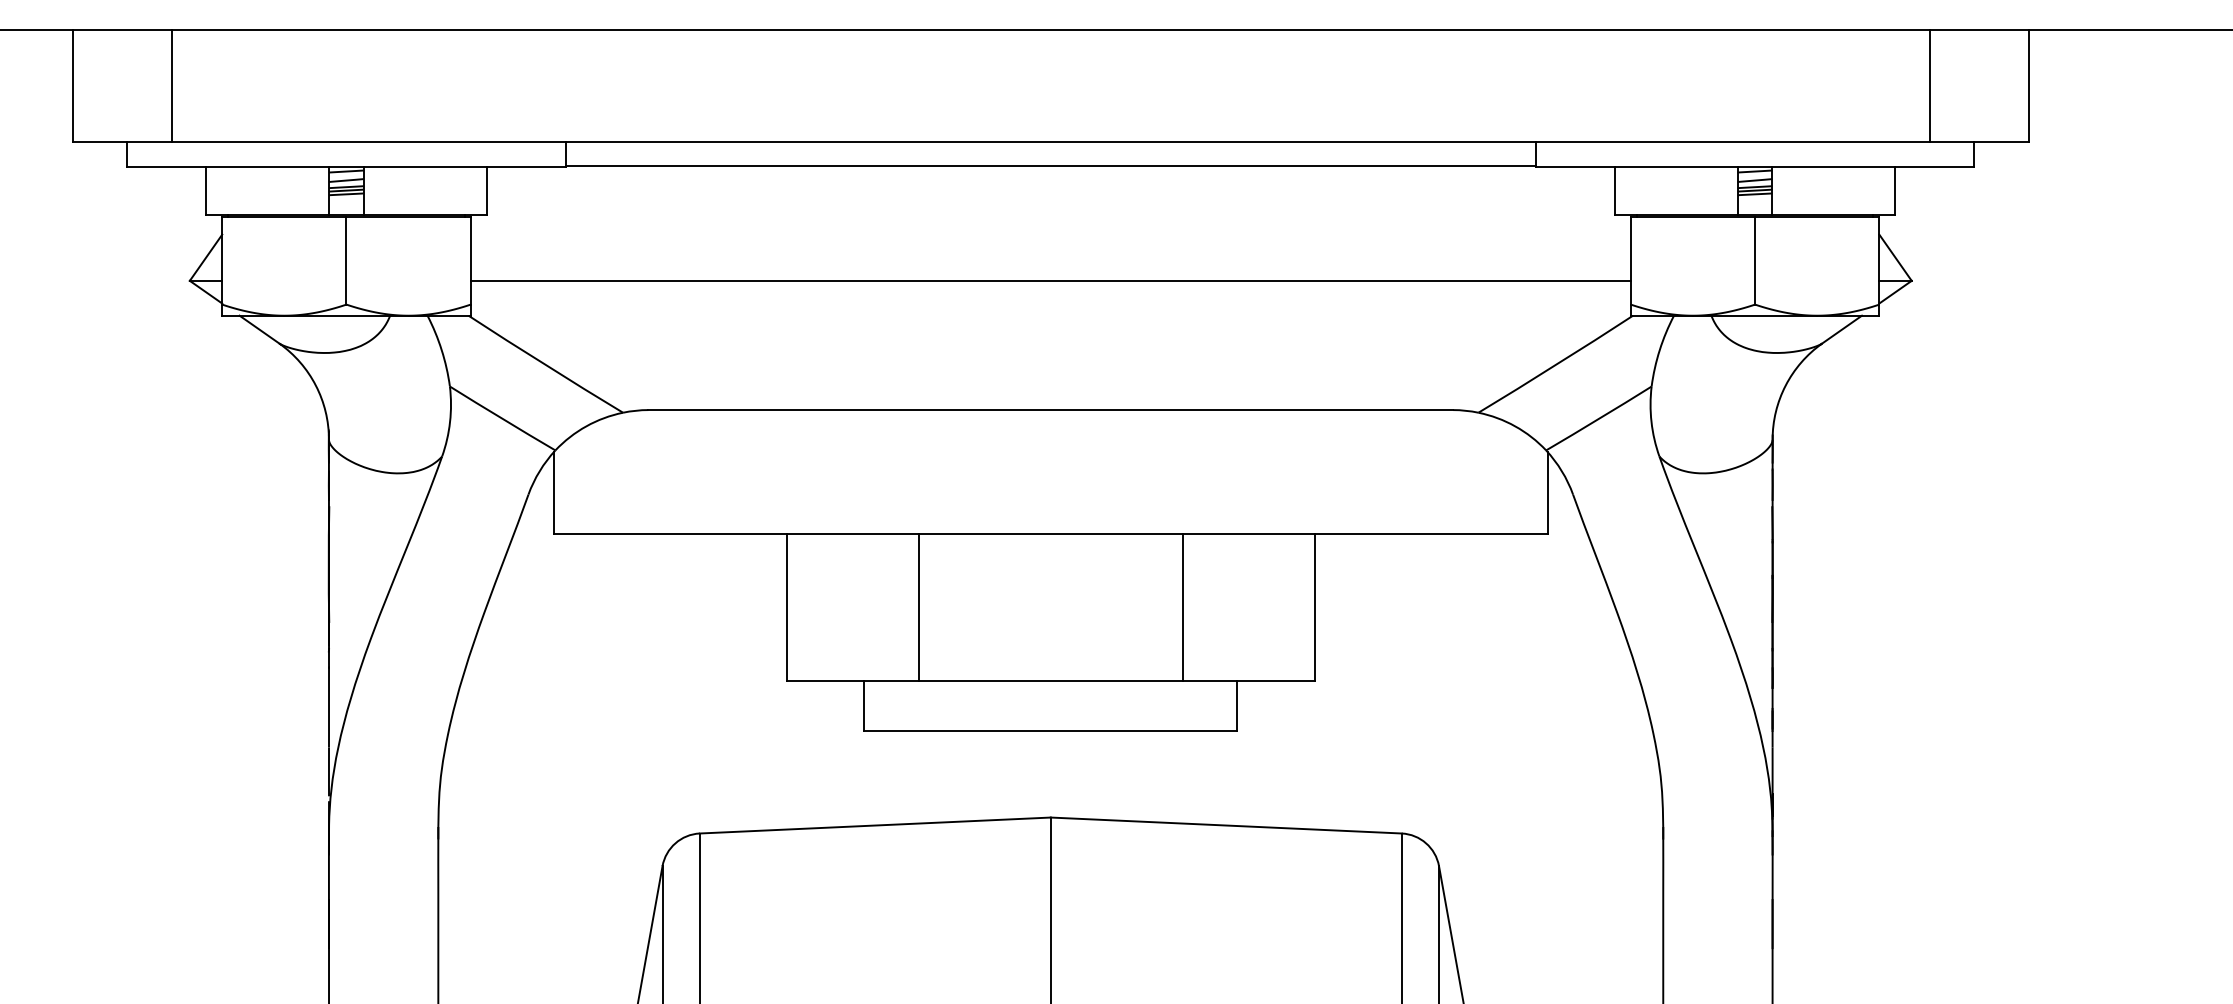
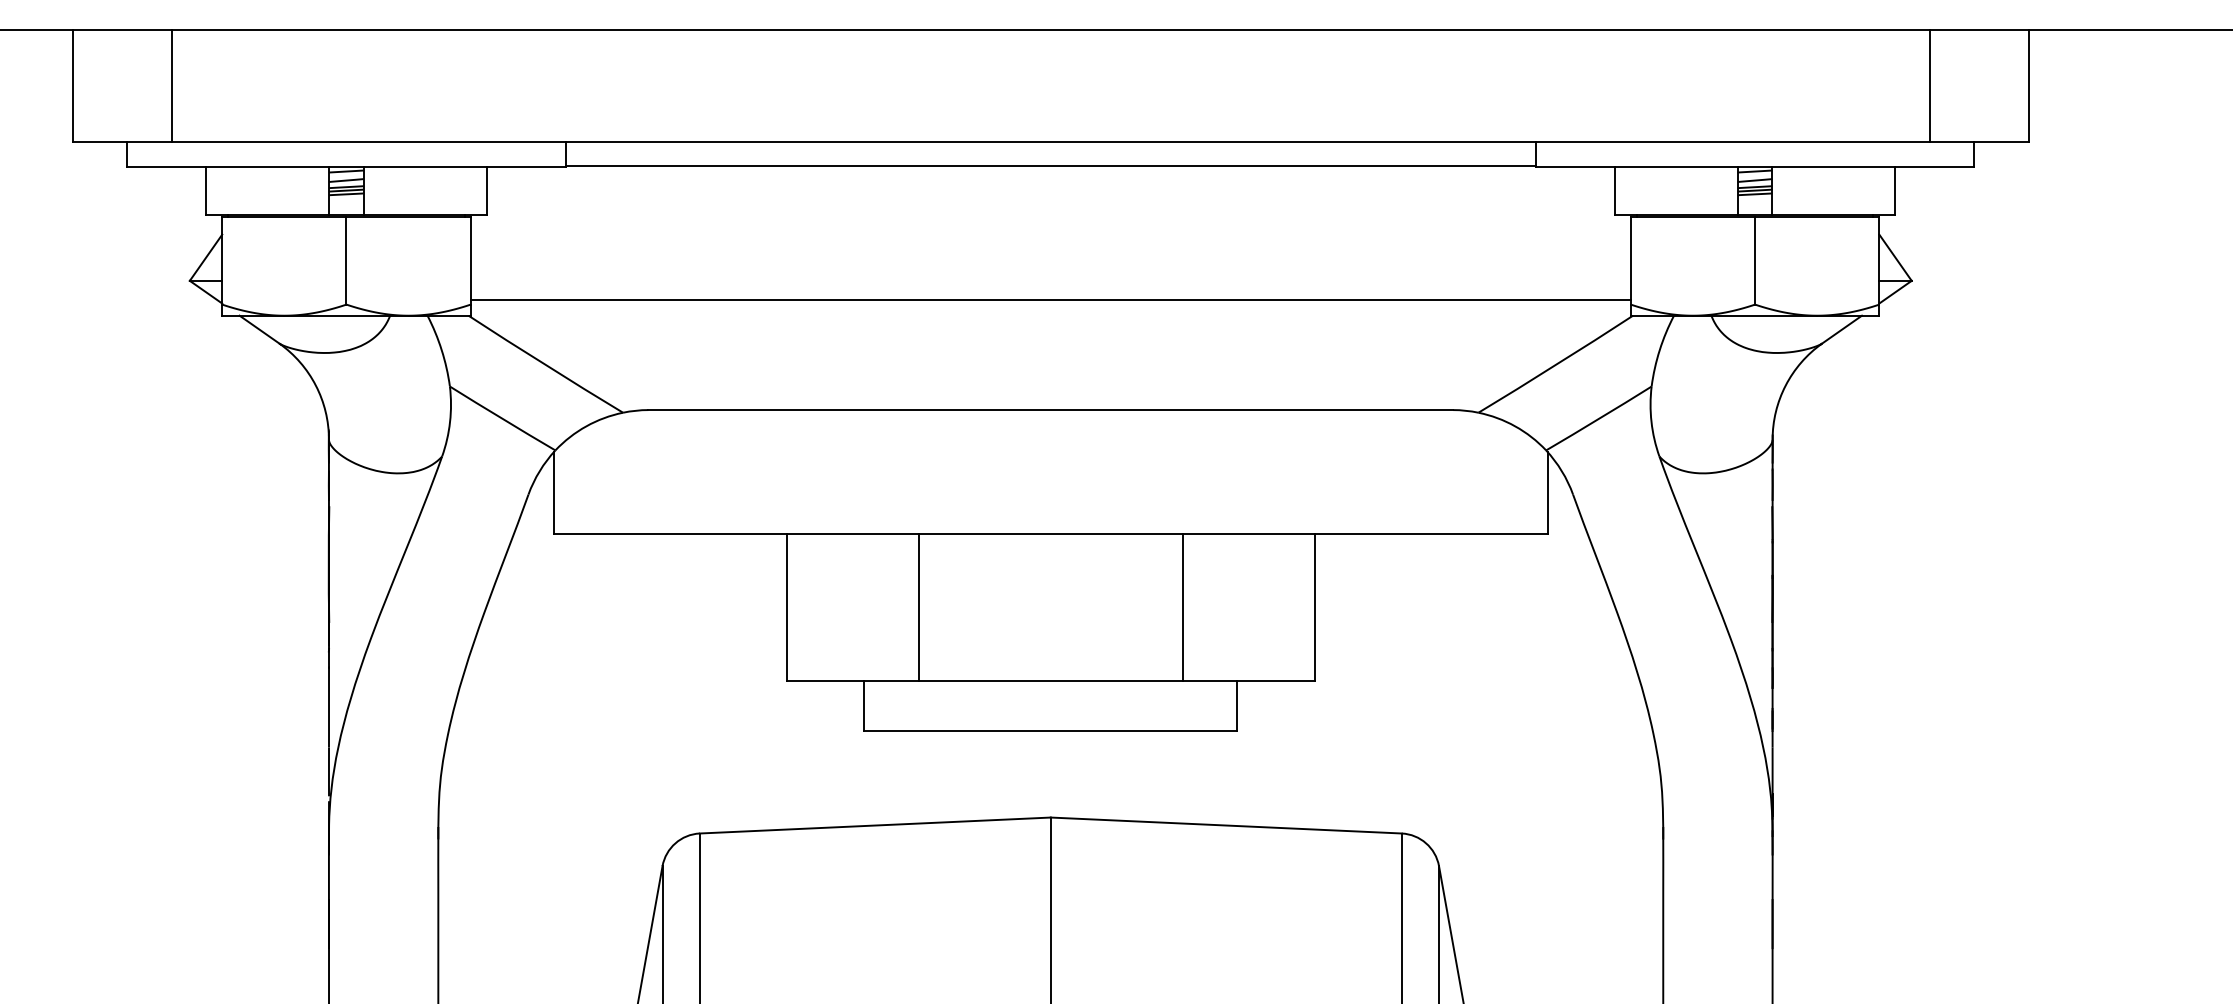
line position: (1050, 280) -> (1050, 299) (1050, 299)
